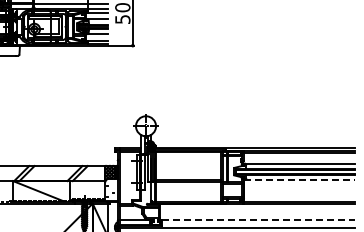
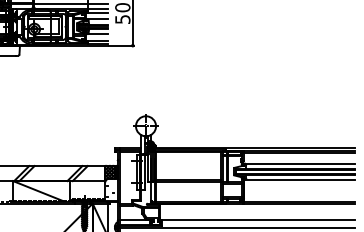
line: dashed -> solid (299, 179)
line: dashed -> solid (258, 219)
